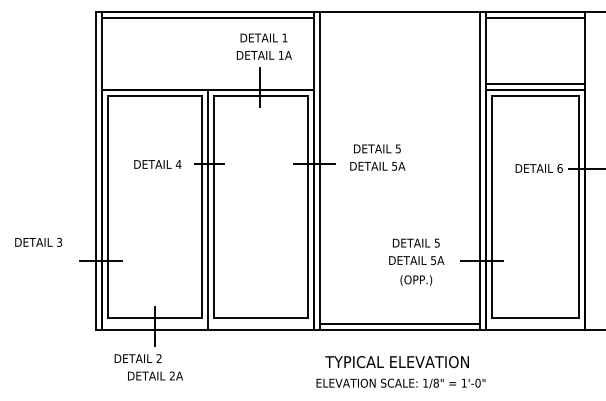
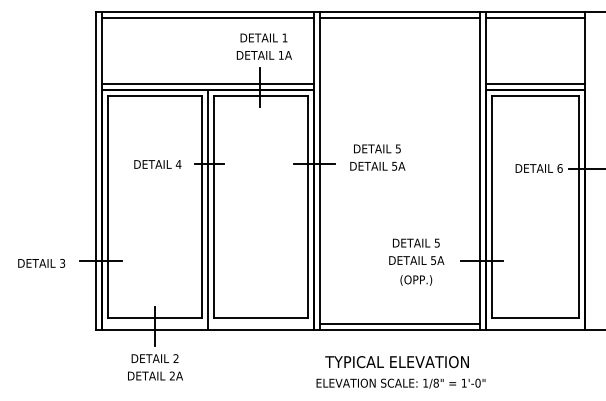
line: none -> present (399, 18)
line: none -> present (208, 83)
text position: (38, 242) -> (41, 263) (41, 263)
text position: (137, 358) -> (154, 358) (154, 358)
